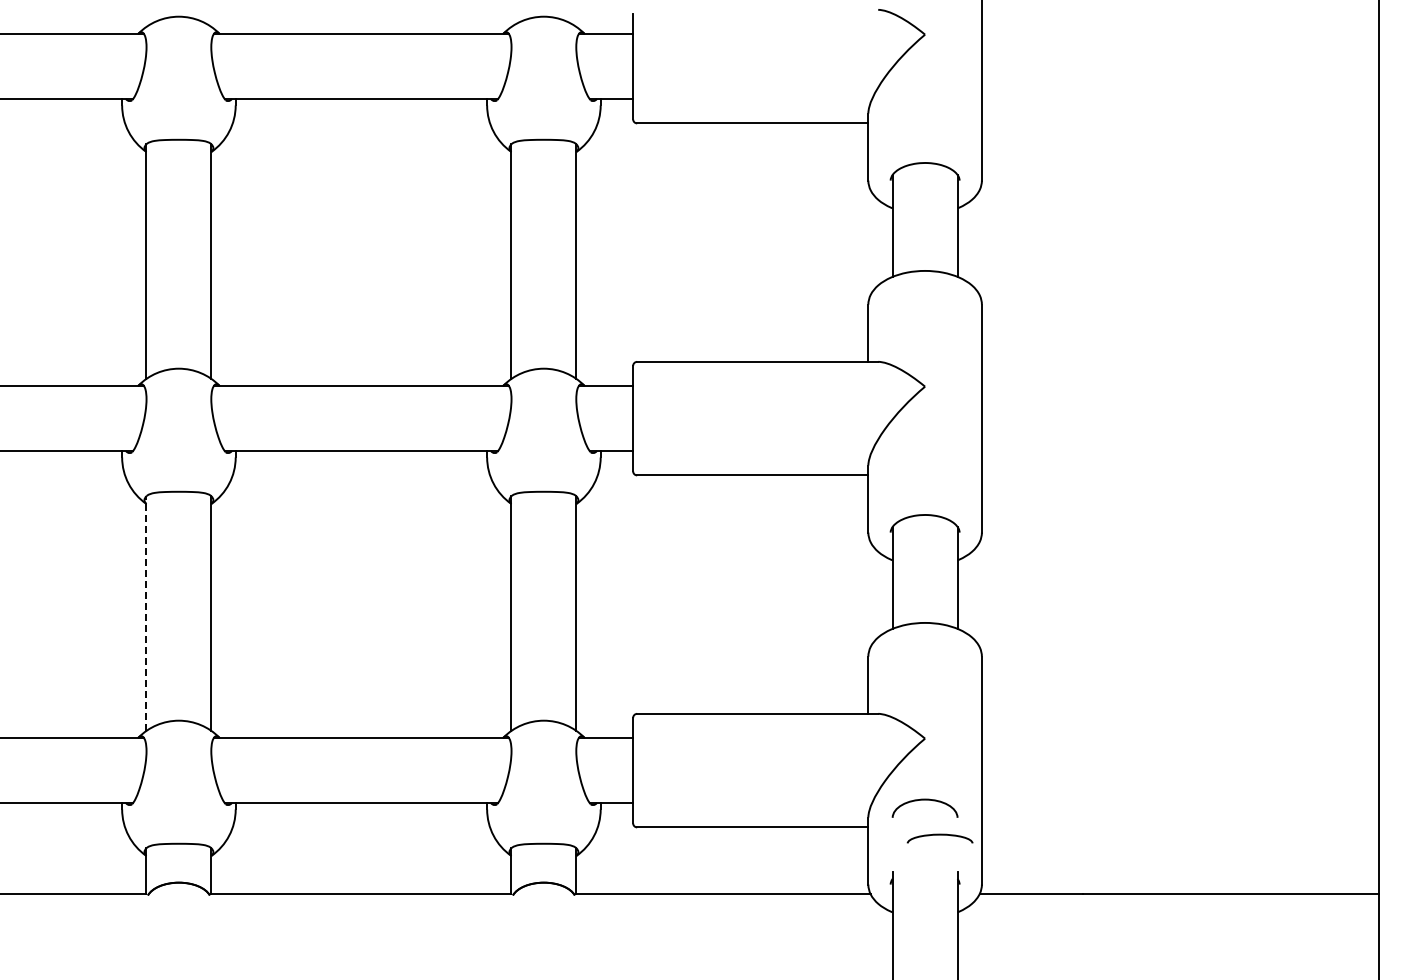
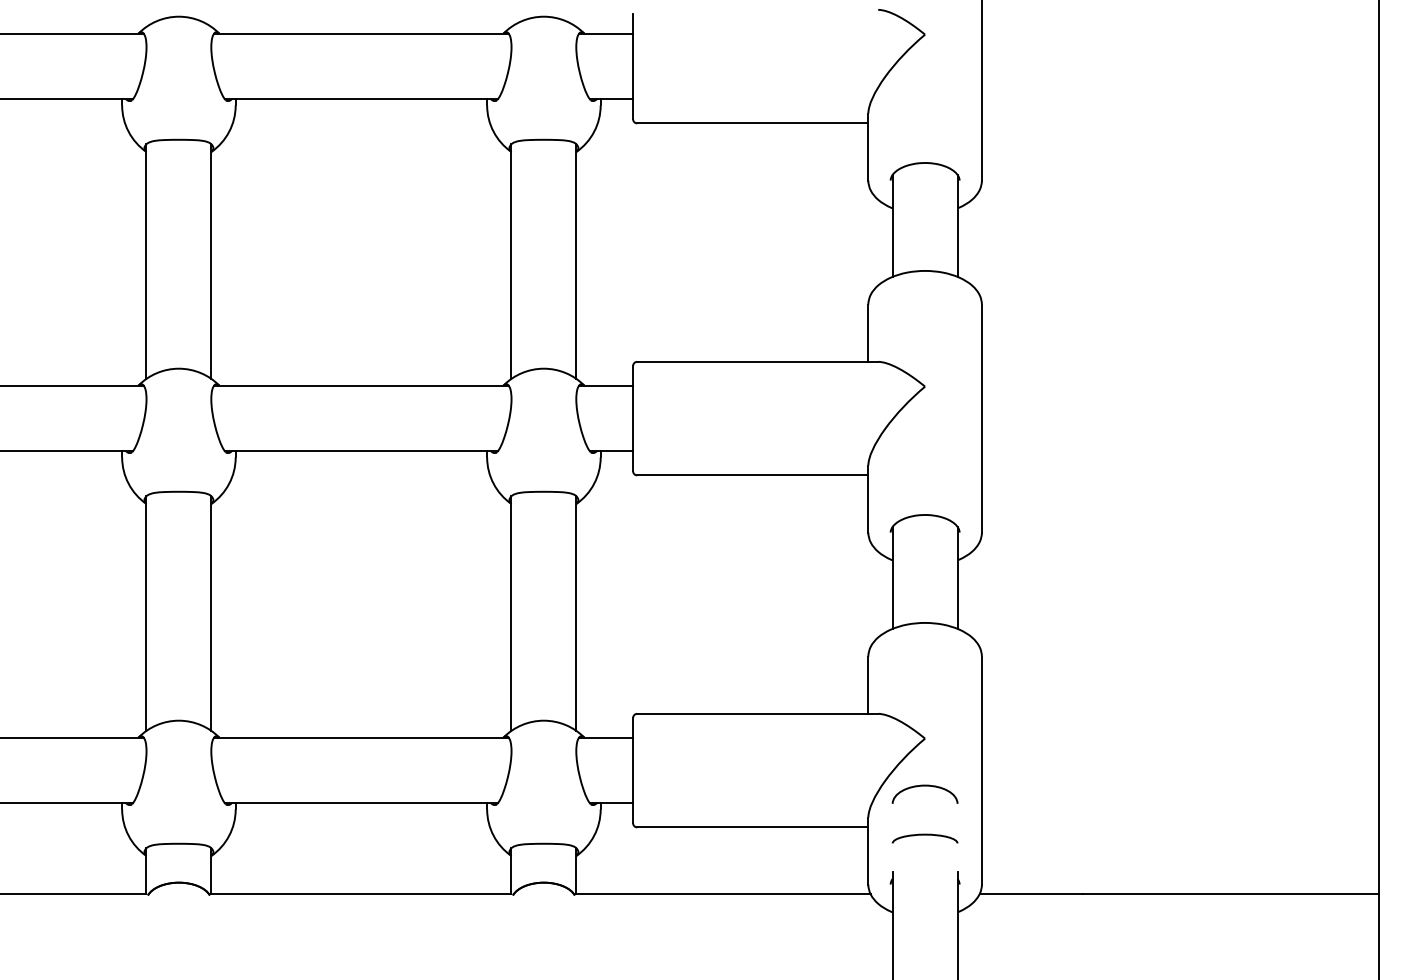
line: dashed -> solid (146, 613)
curve position: (924, 800) -> (924, 786) (924, 786)
curve position: (939, 835) -> (924, 835) (924, 835)
